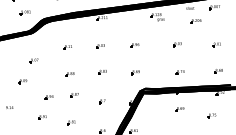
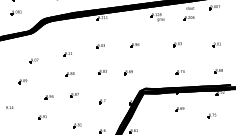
part position: (24, 12) -> (15, 12) (15, 12)
part position: (195, 21) -> (188, 18) (188, 18)
part position: (67, 47) -> (67, 54) (67, 54)
part position: (135, 72) -> (128, 72) (128, 72)
part position: (71, 122) -> (77, 125) (77, 125)
